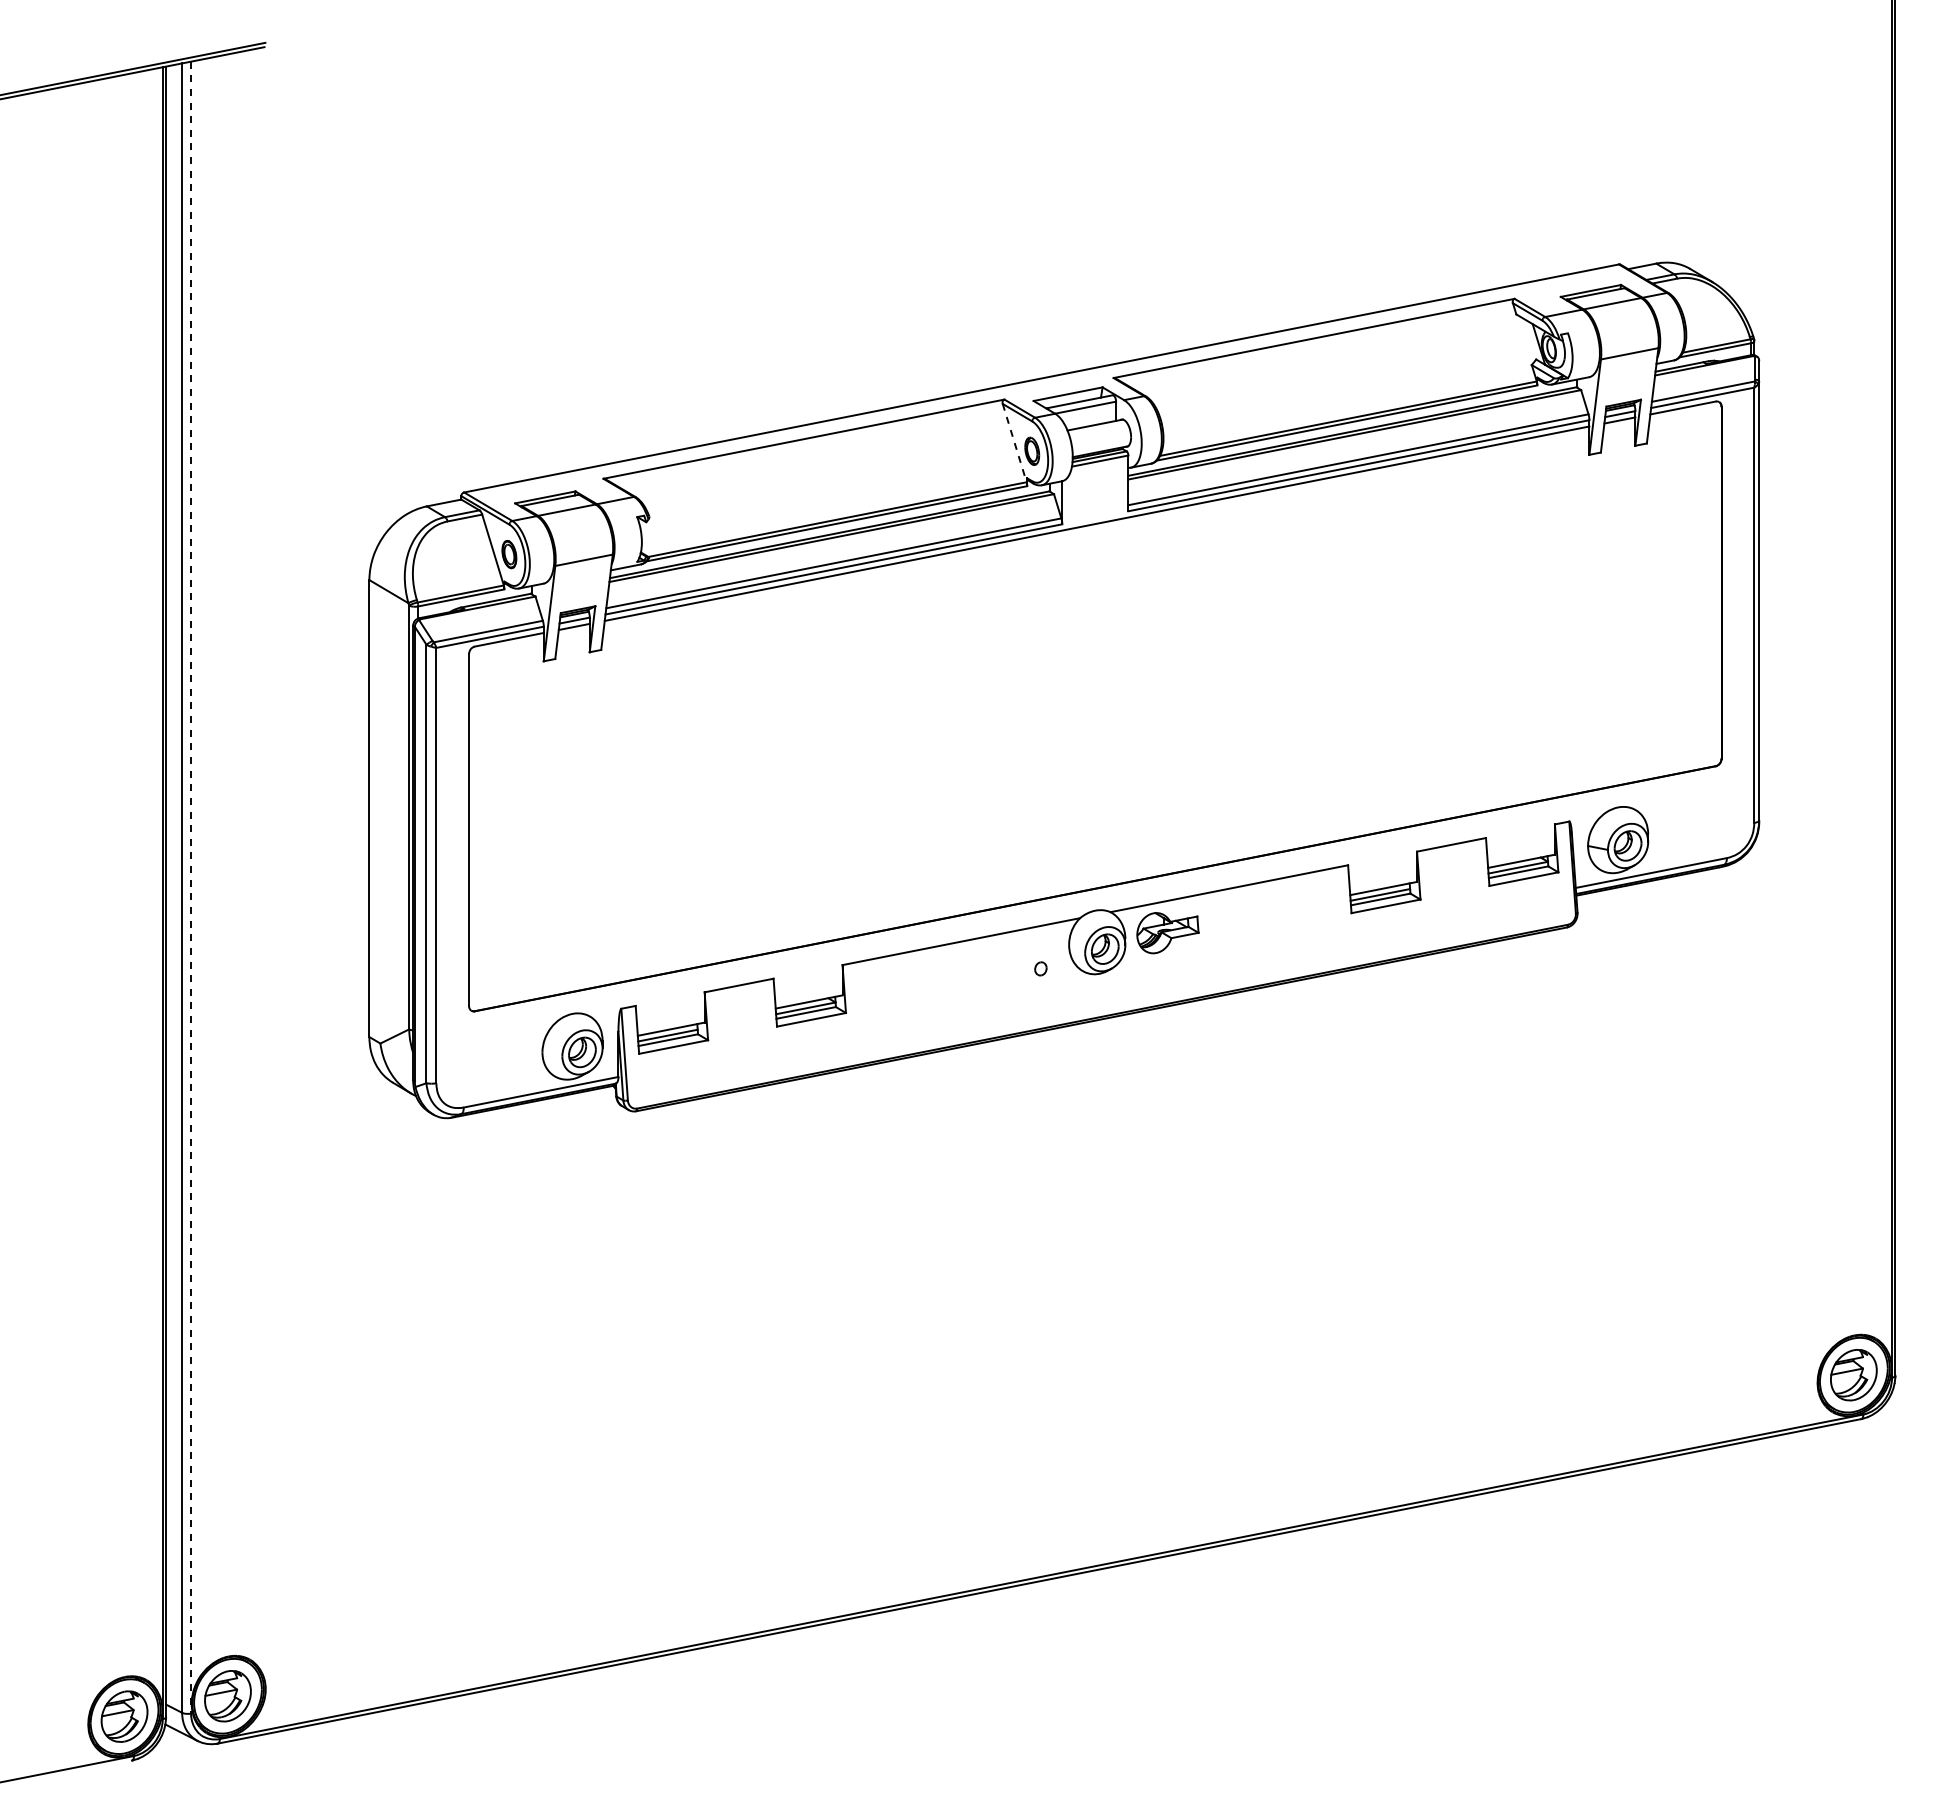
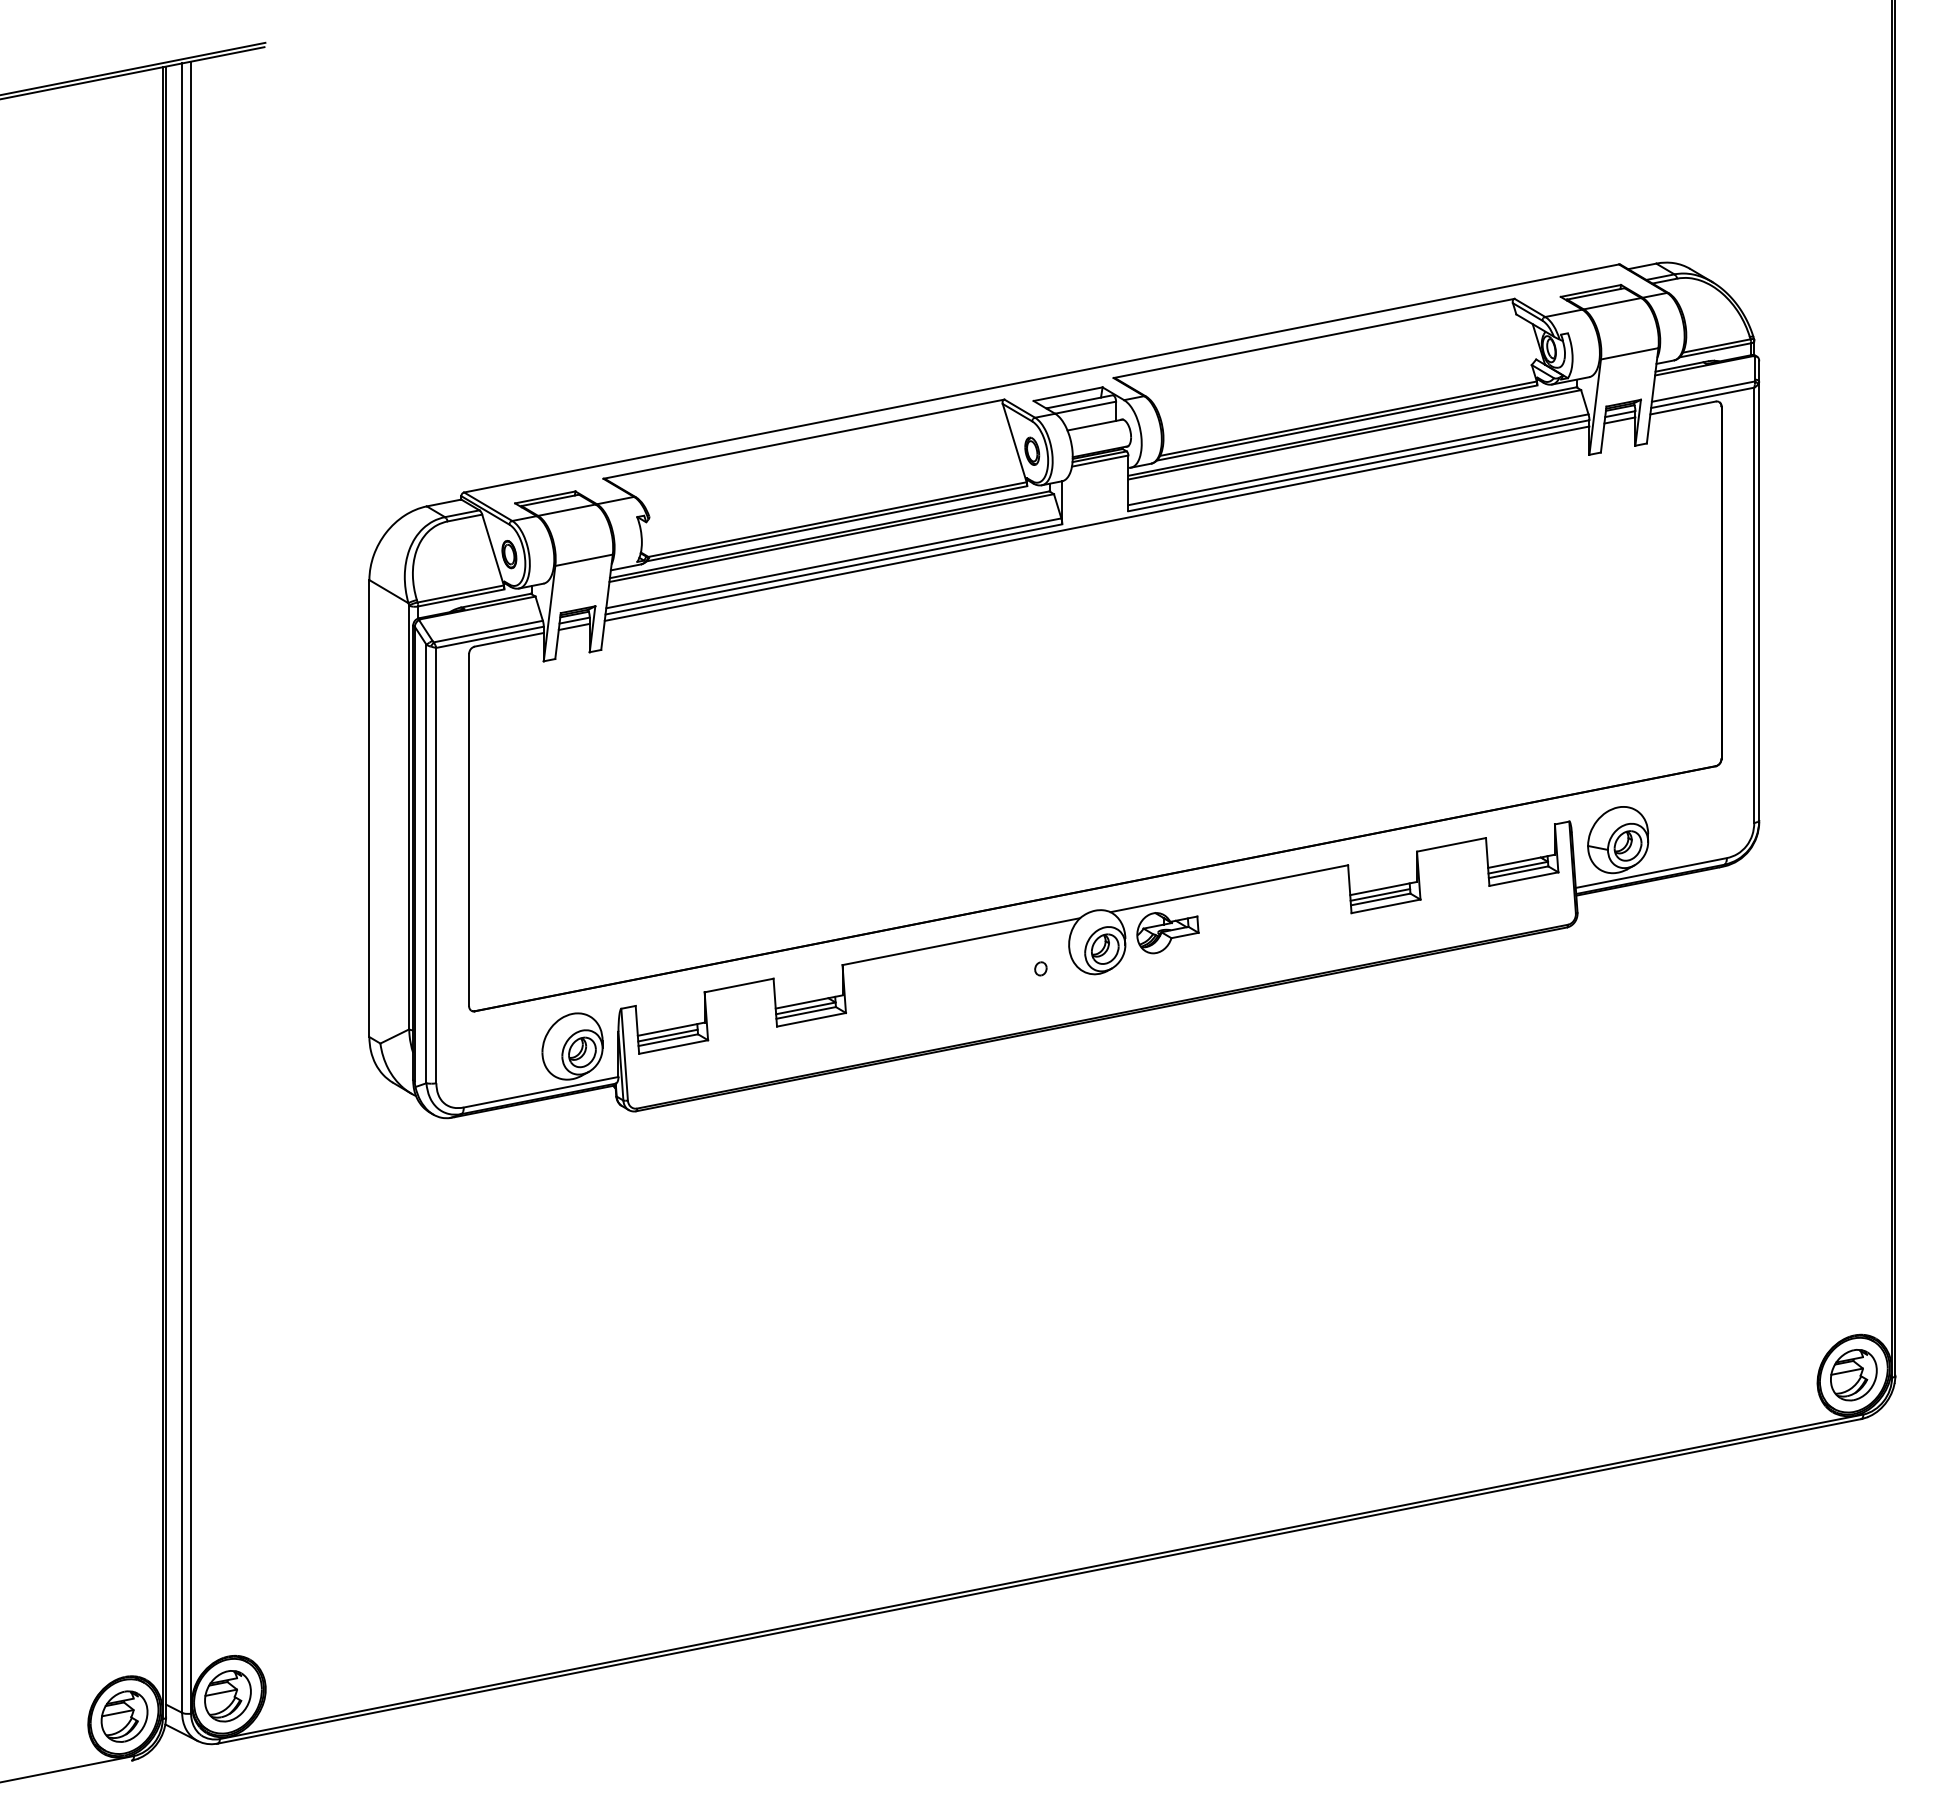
line: dashed -> solid (1014, 443)
line: dashed -> solid (191, 887)
